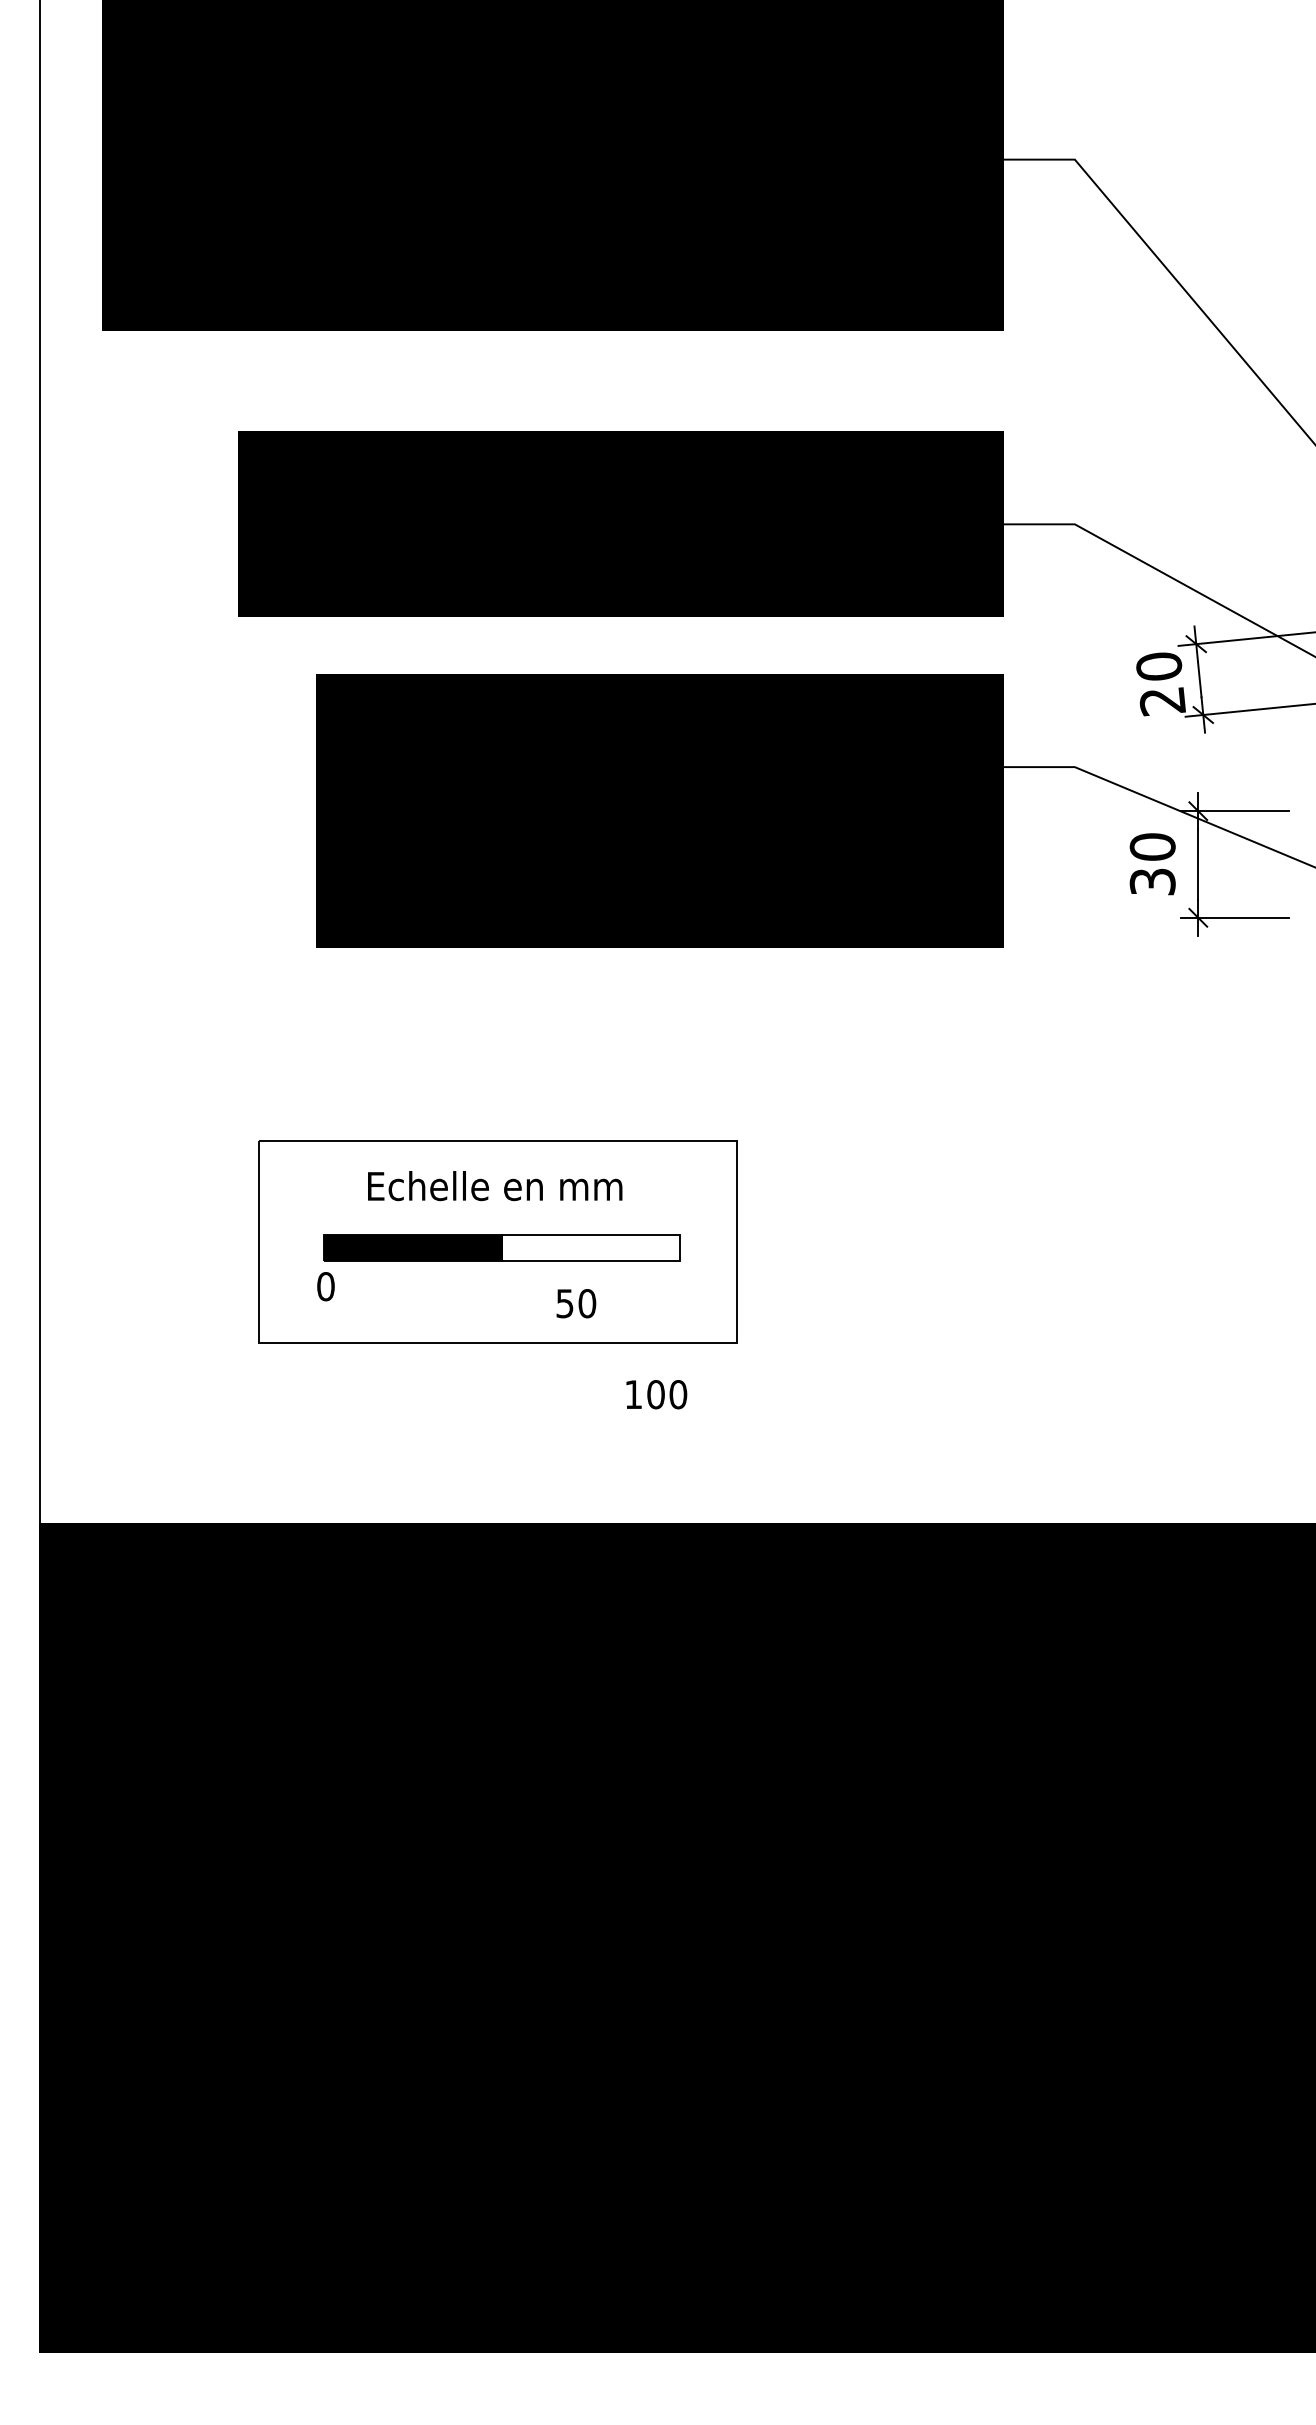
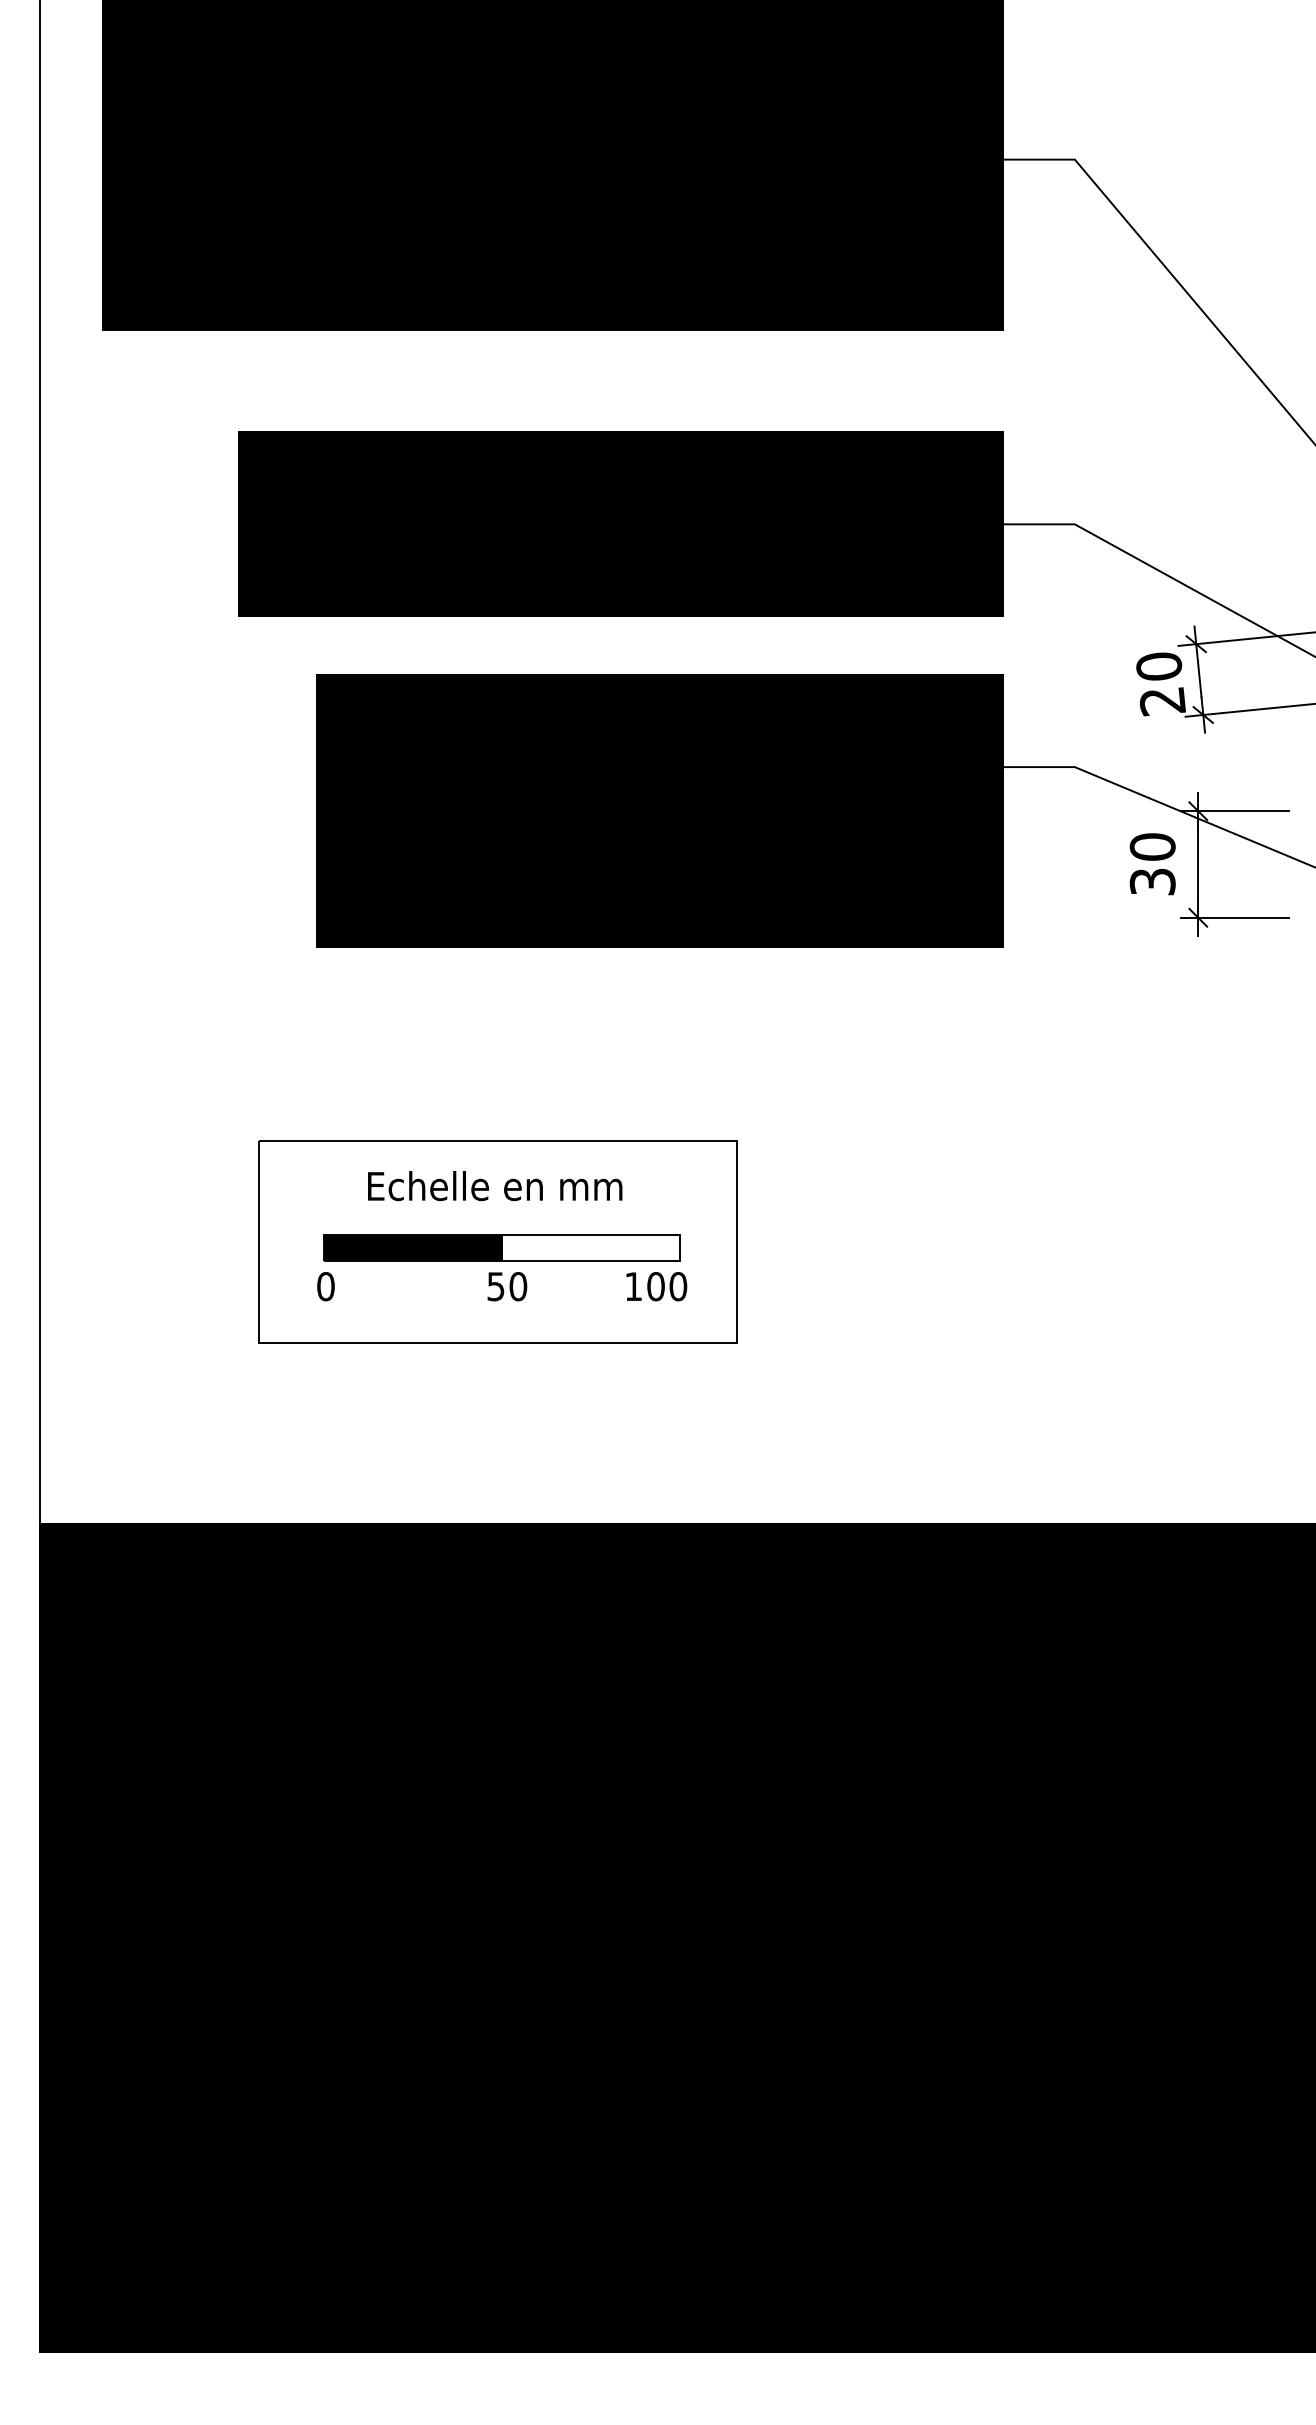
text position: (576, 1303) -> (507, 1286) (507, 1286)
text position: (656, 1394) -> (656, 1286) (656, 1286)
